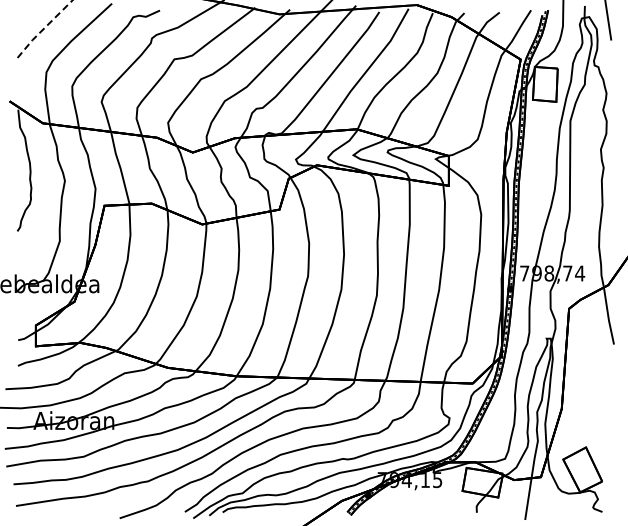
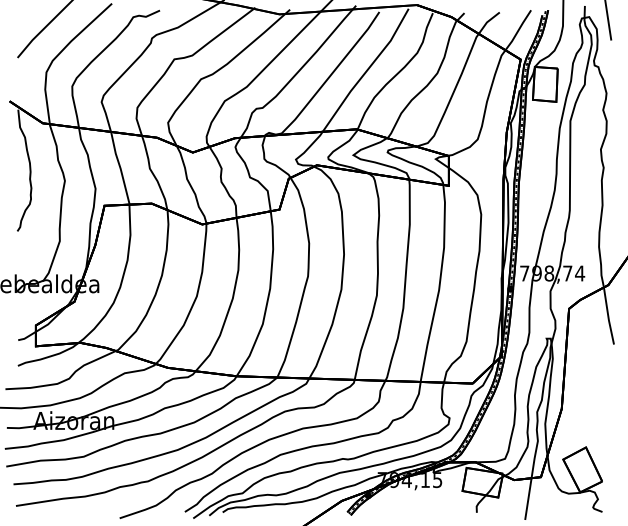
line: dashed -> solid (43, 28)
